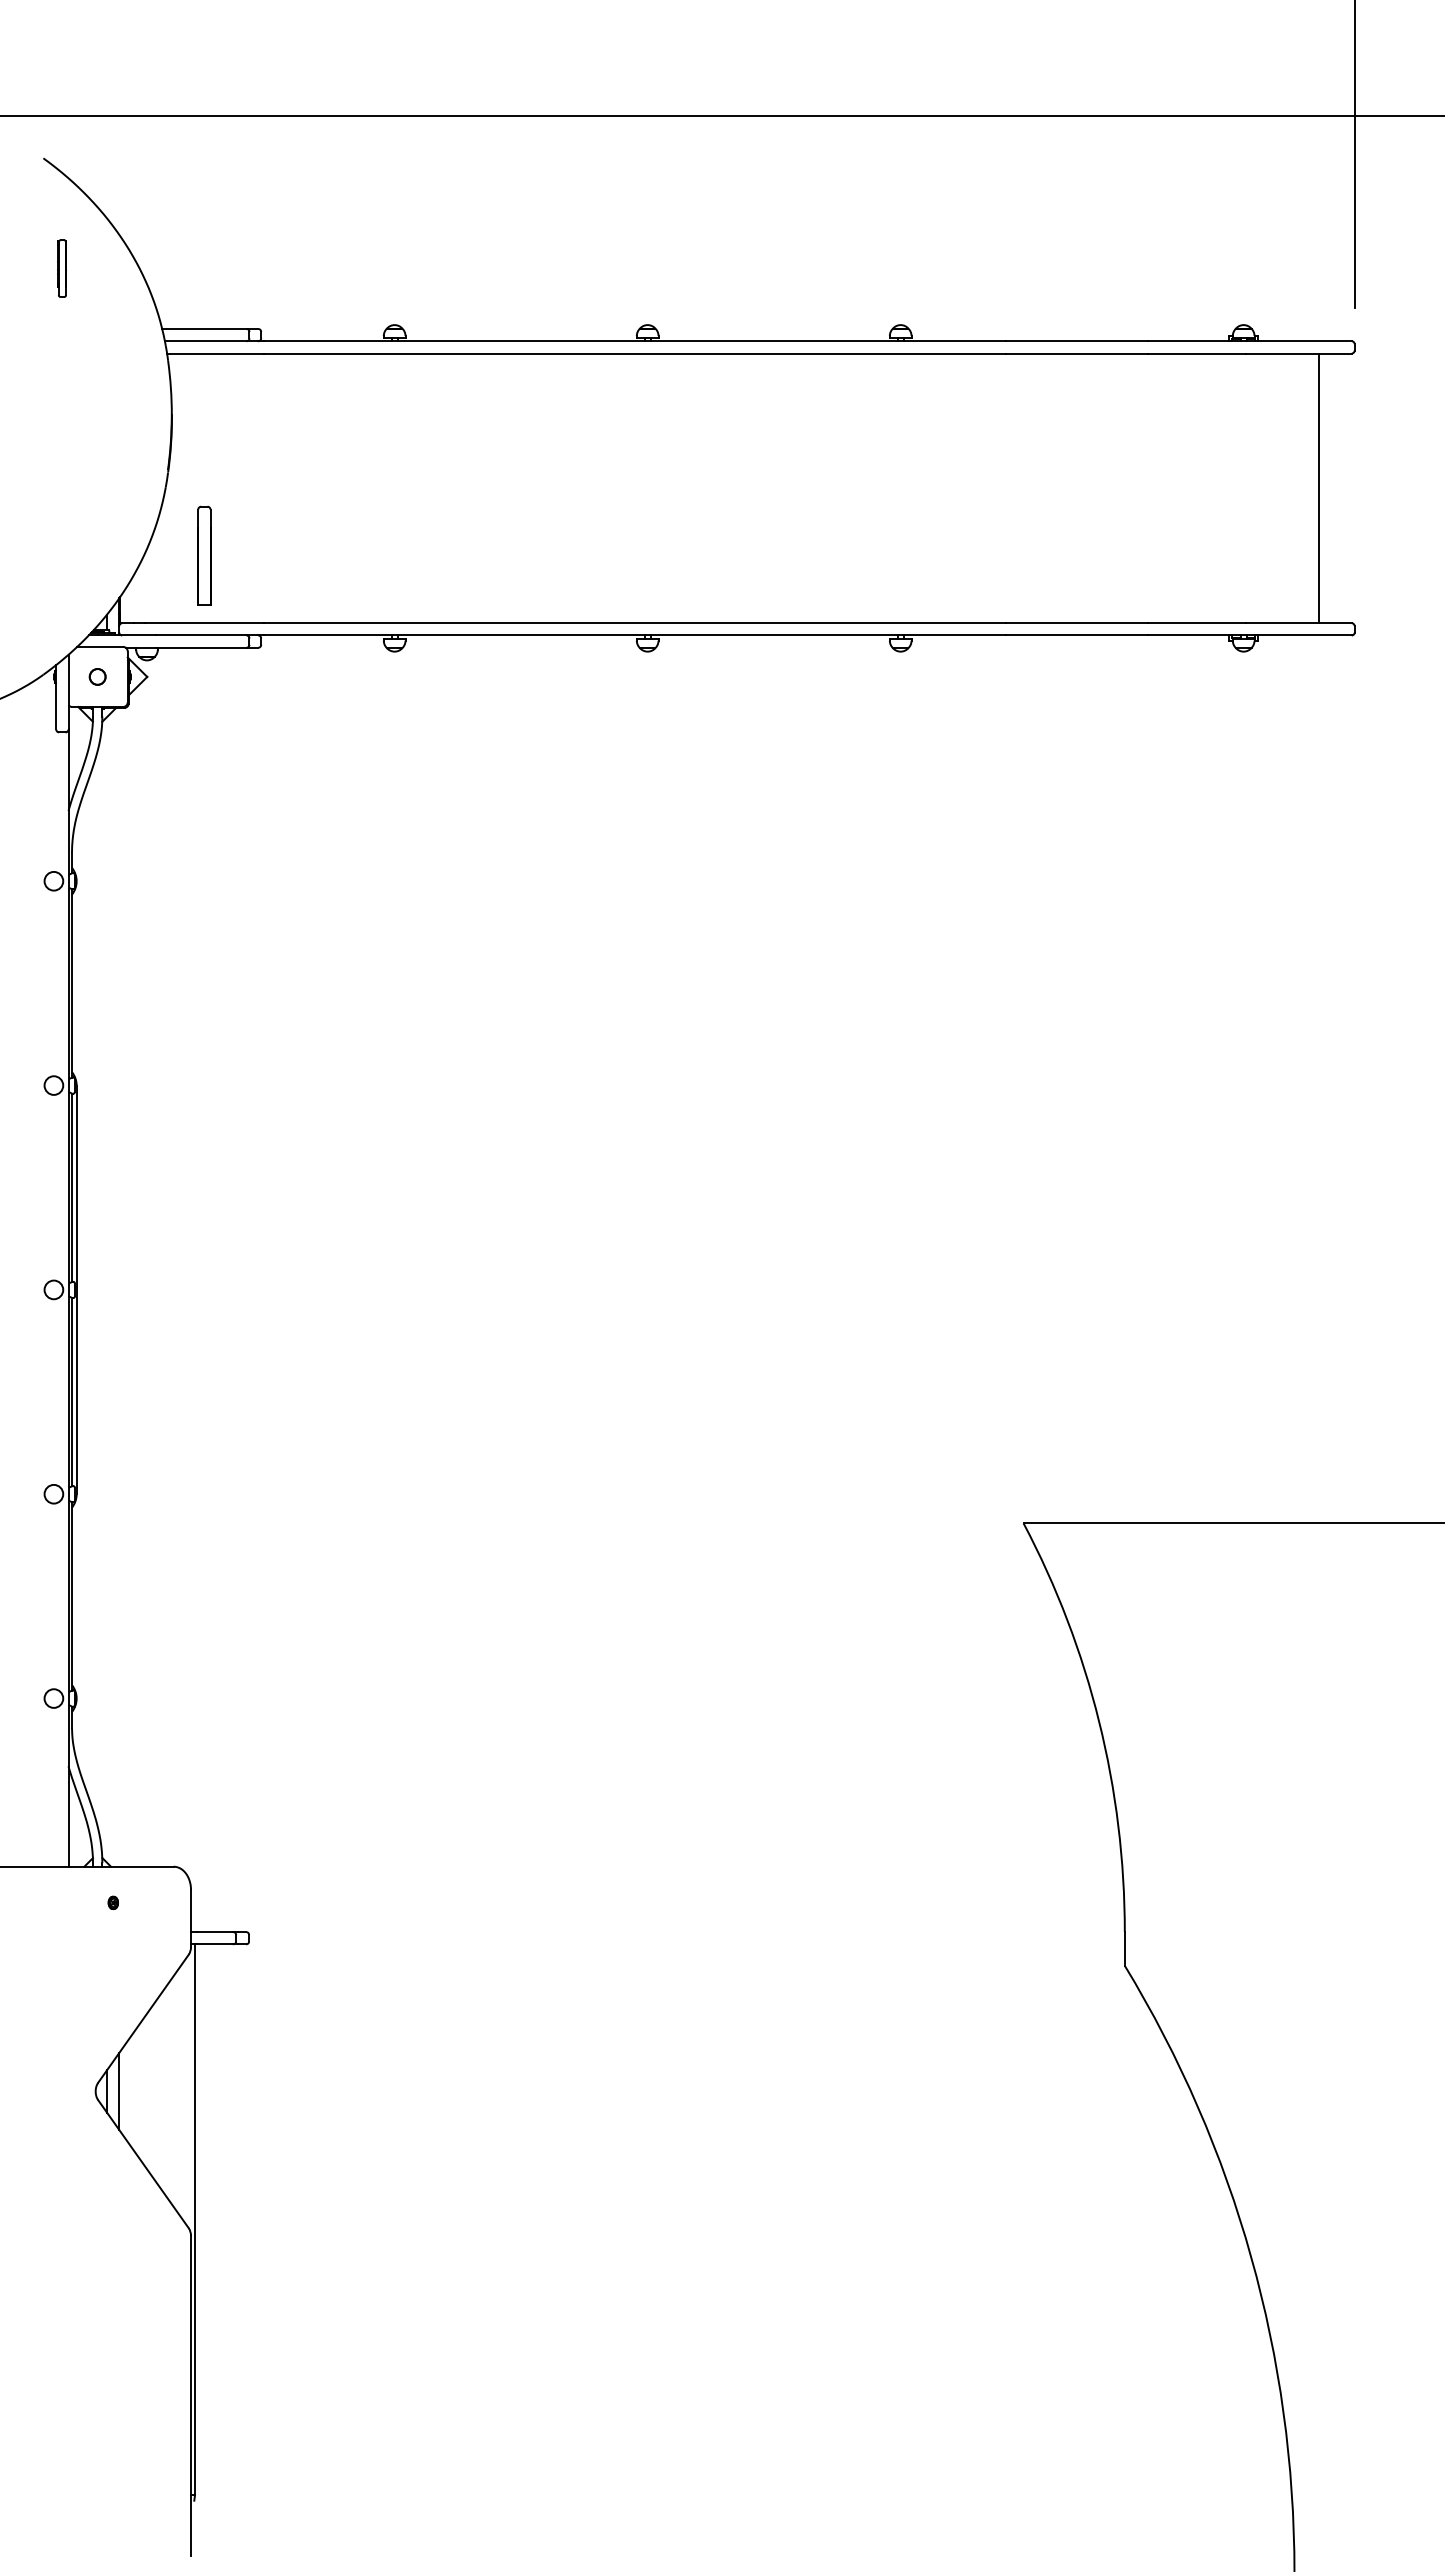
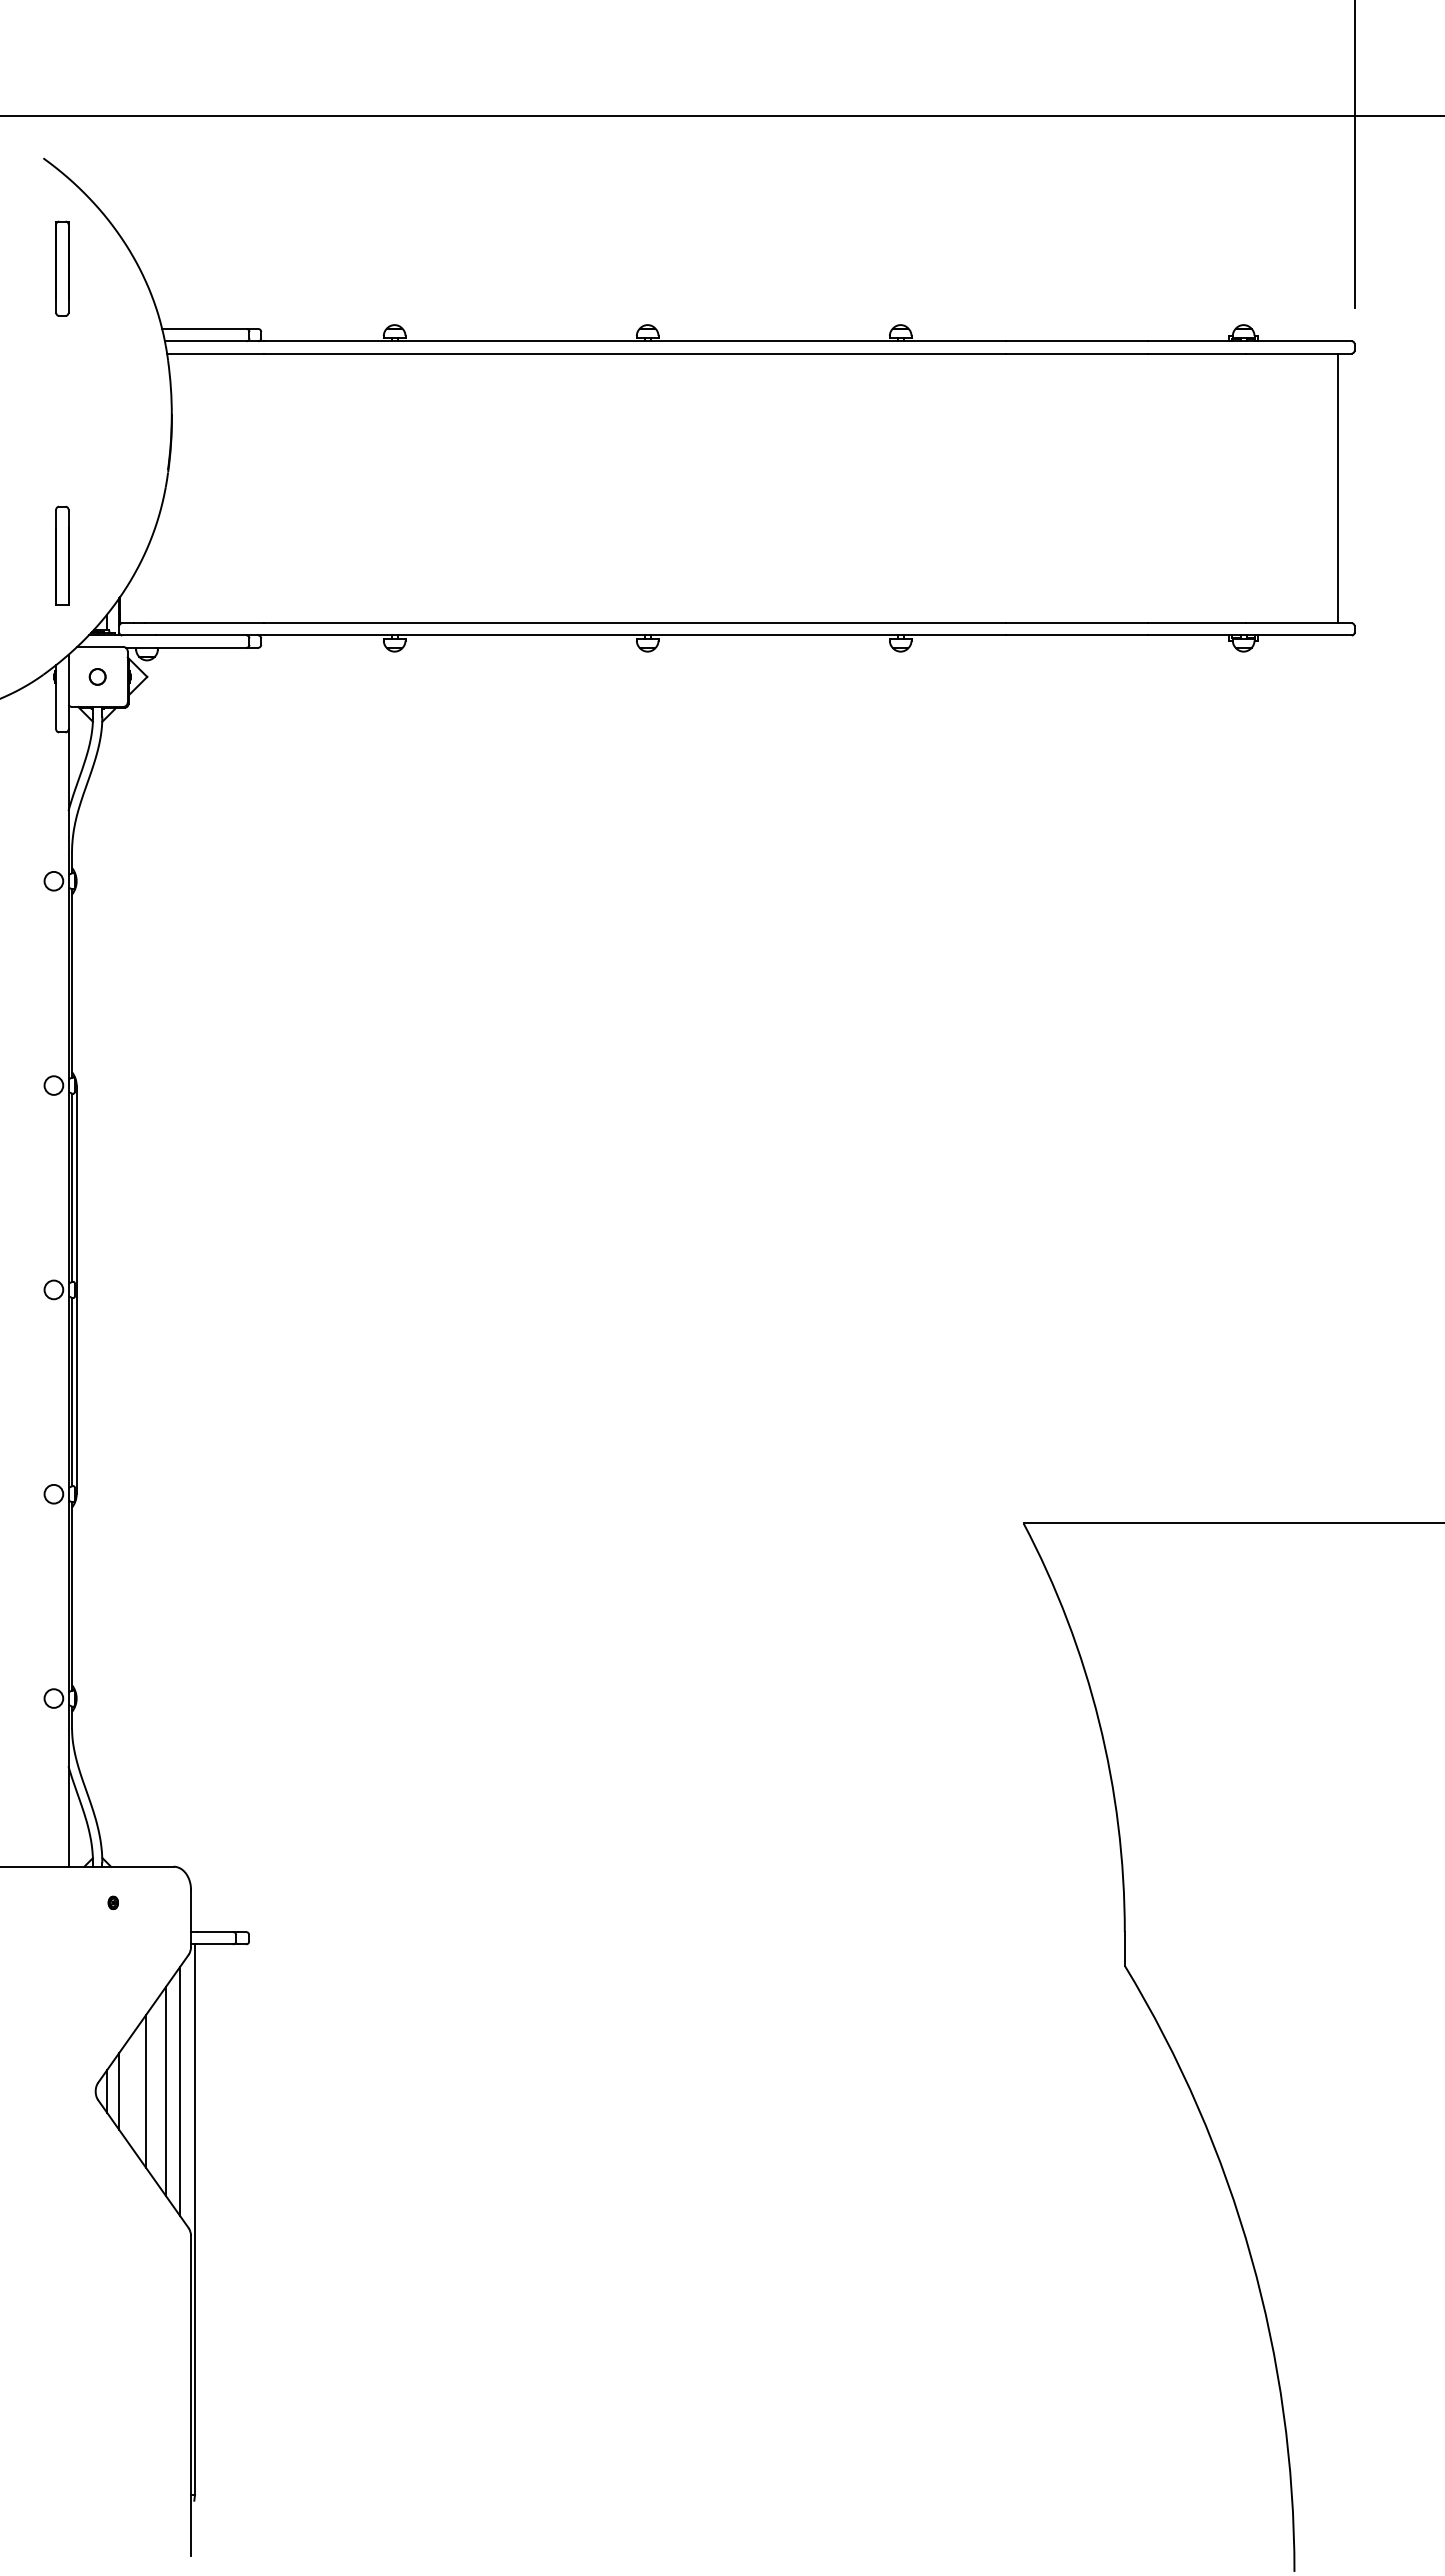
part size: 10x59 px -> 15x97 px (62, 268)
line position: (1319, 488) -> (1338, 488) (1338, 488)
part position: (204, 555) -> (62, 555) (62, 555)
line: none -> present (146, 2091)
line: none -> present (165, 2091)
line: none -> present (180, 2091)
